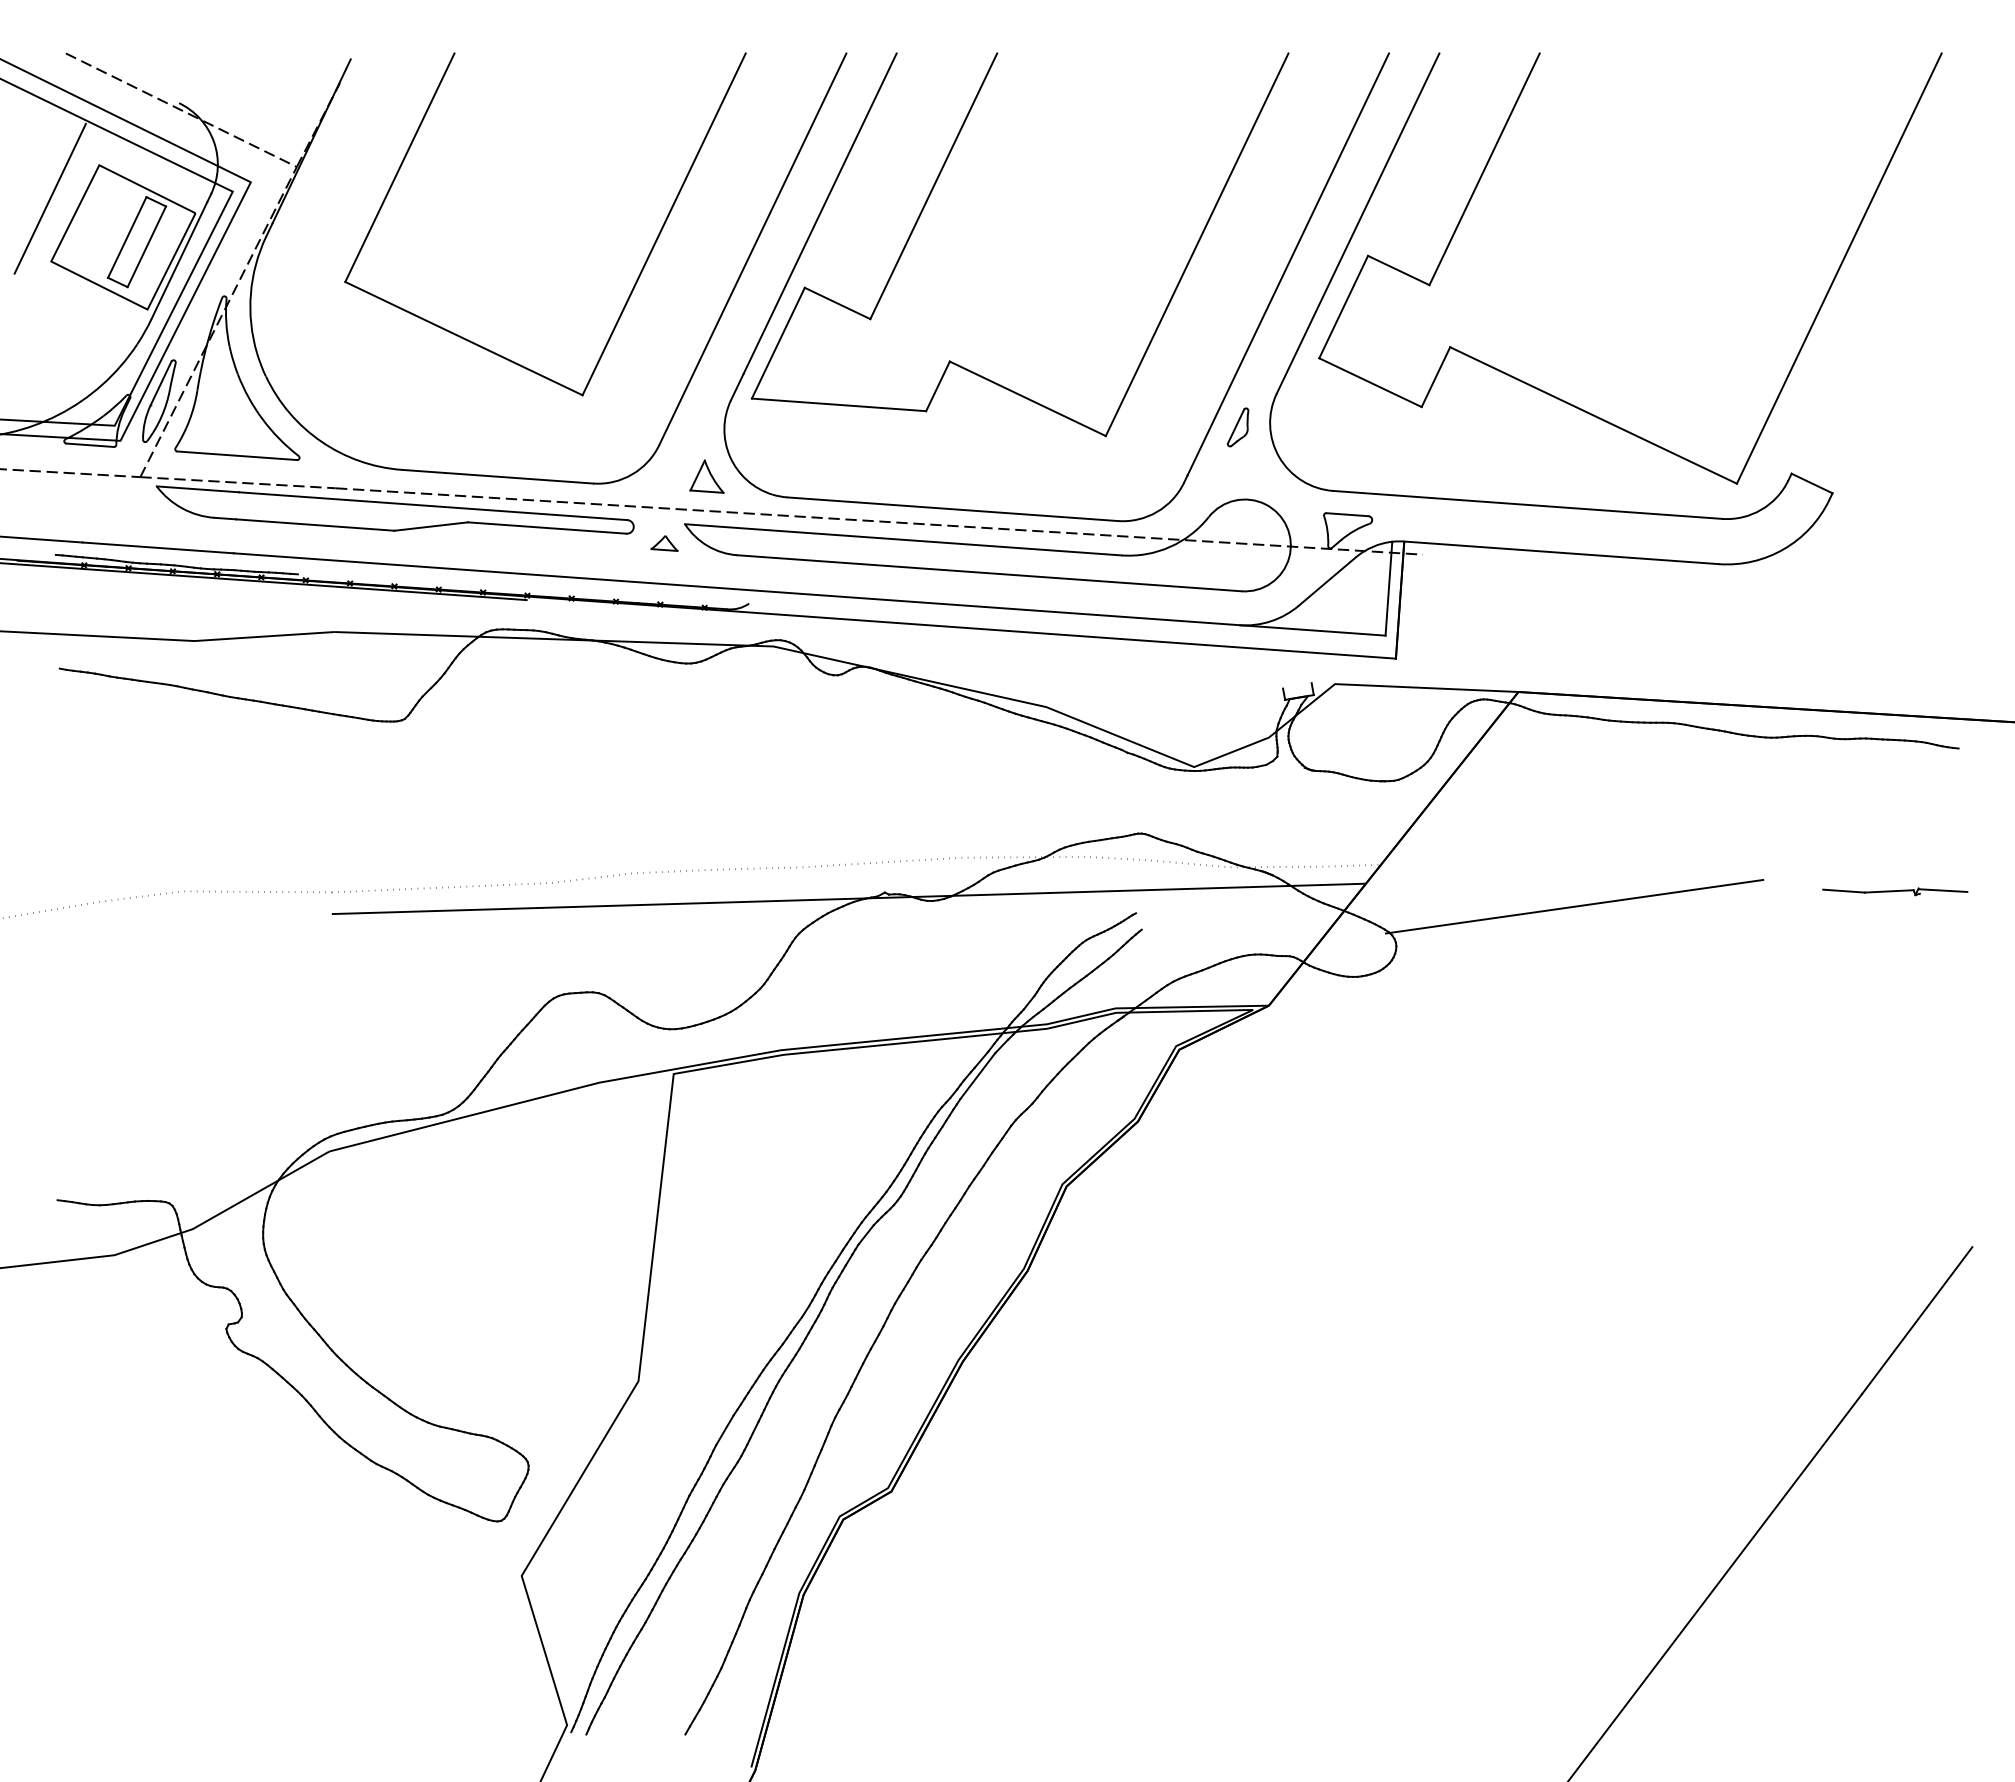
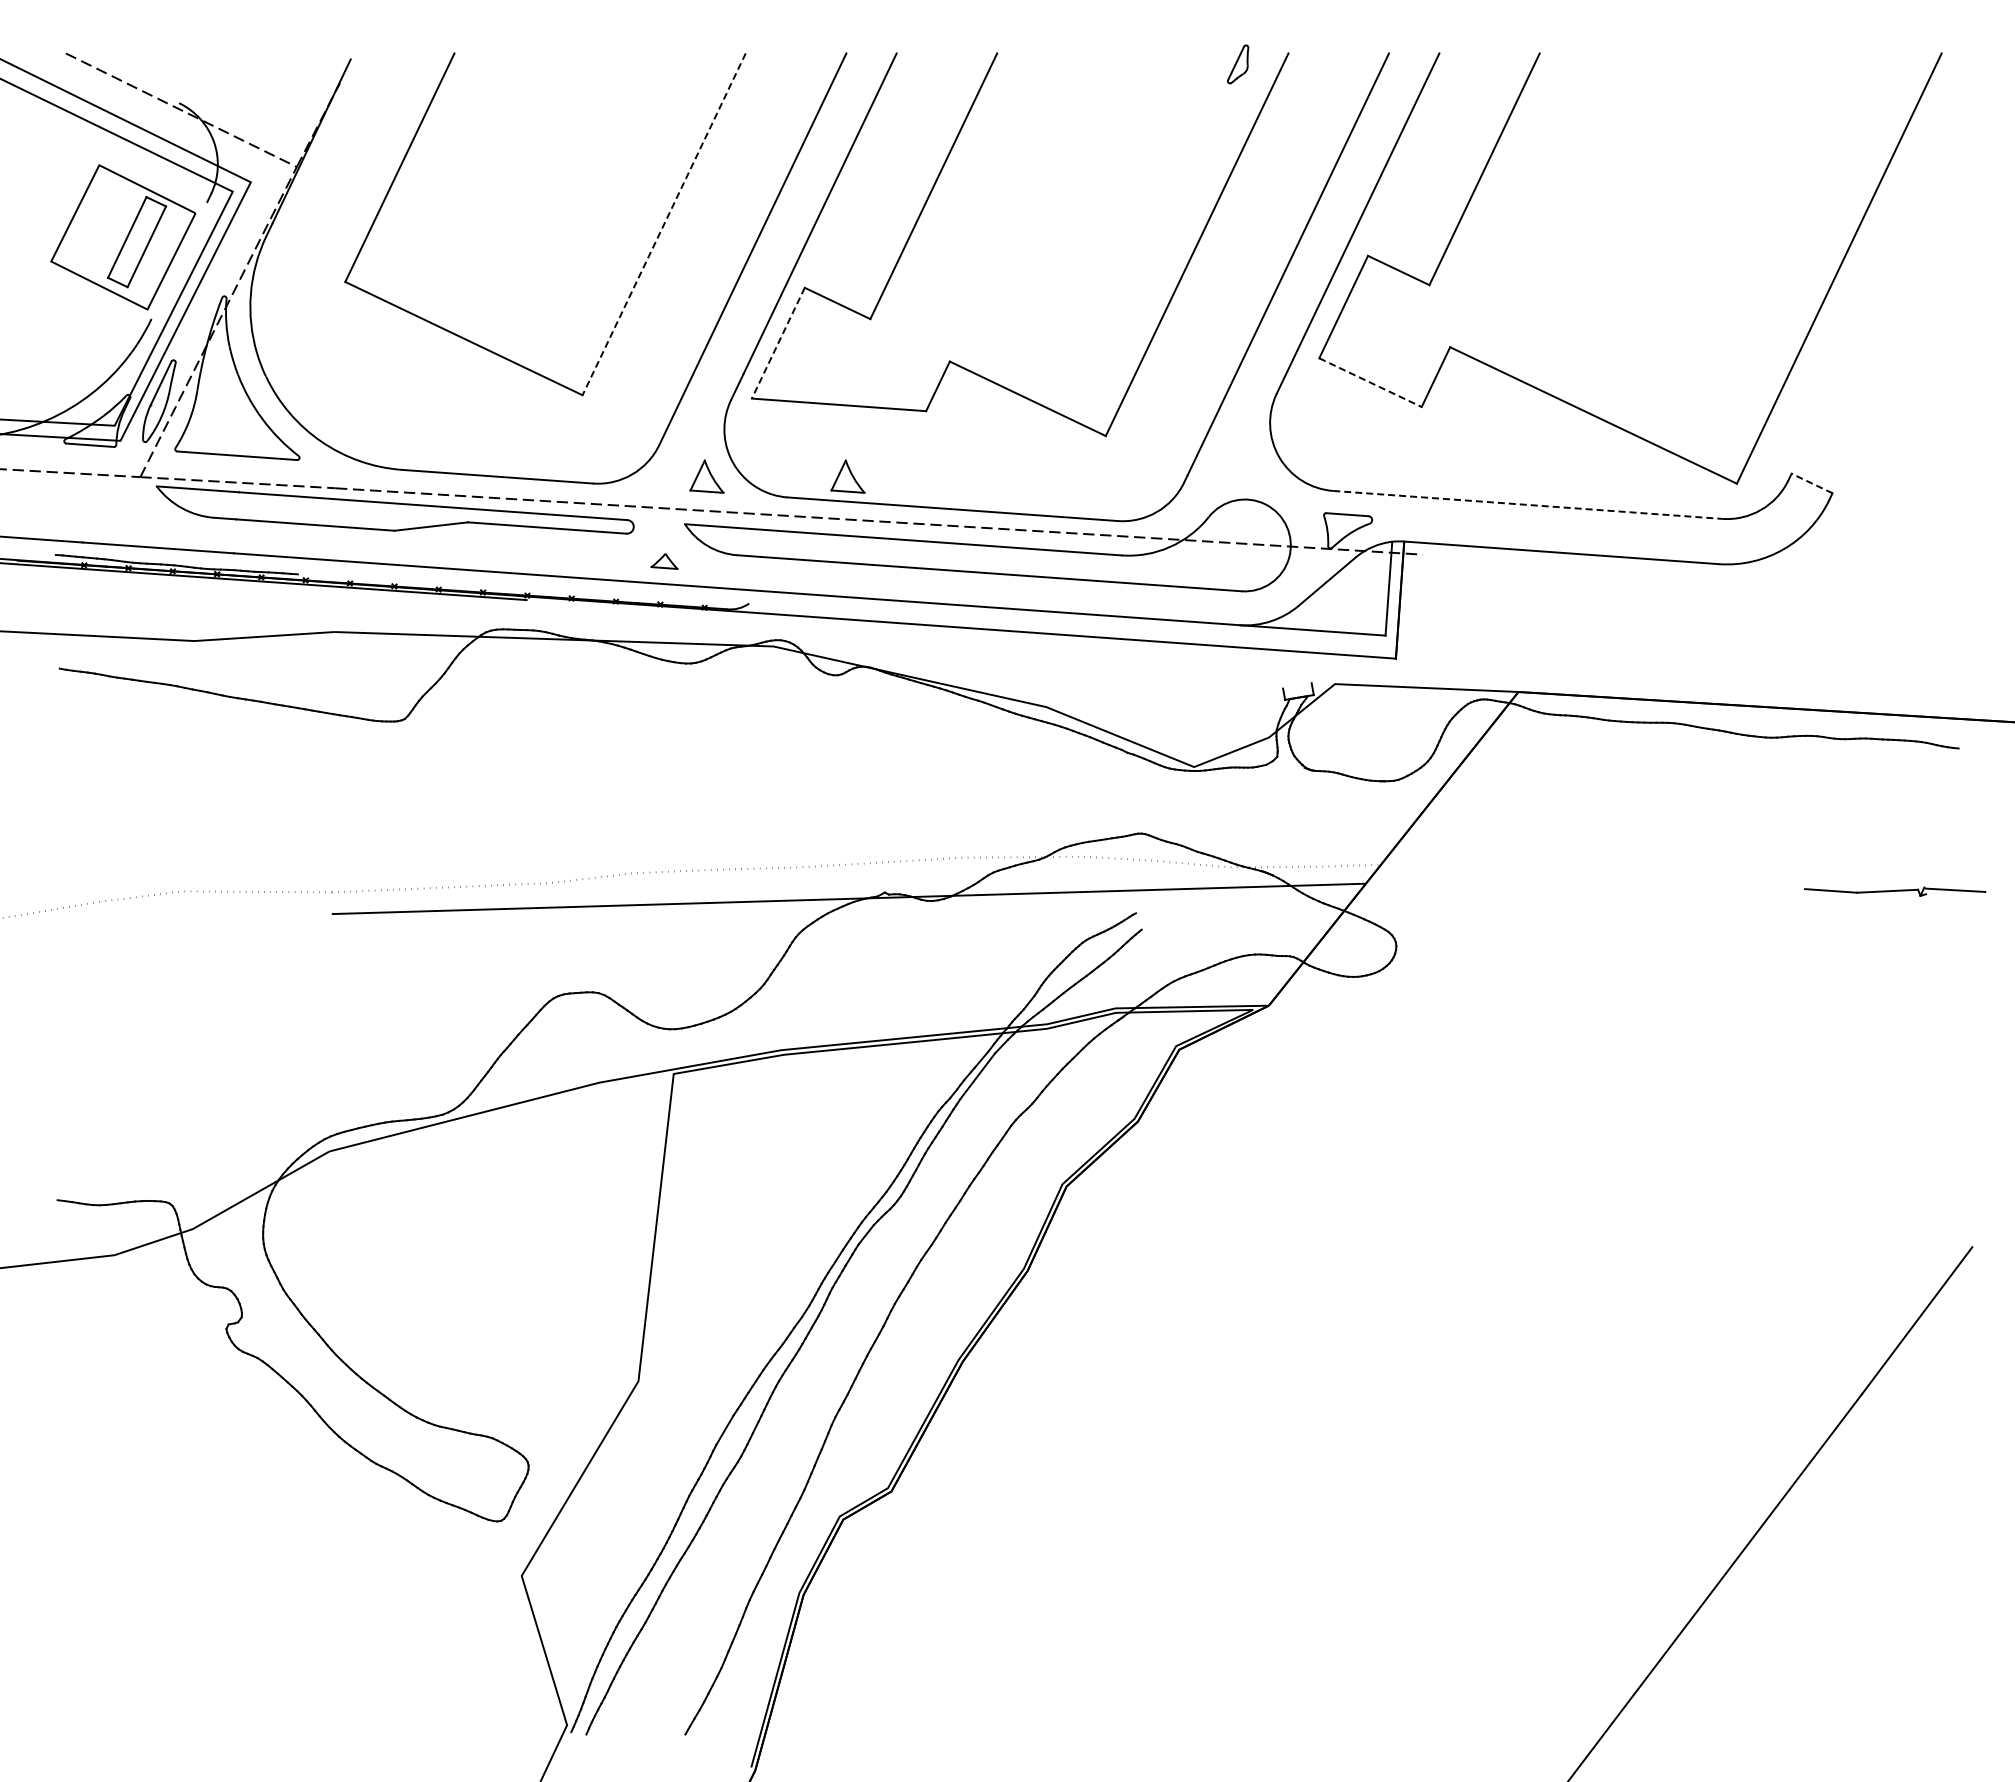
line: present -> none (49, 198)
line: solid -> dashed (663, 224)
line: present -> none (179, 260)
line: solid -> dashed (778, 343)
line: solid -> dashed (1370, 382)
part position: (1238, 427) -> (1238, 64) (1238, 64)
part: none -> present (847, 476)
line: solid -> dashed (1812, 483)
line: solid -> dashed (1527, 504)
part position: (664, 543) -> (664, 561) (664, 561)
part size: 147x10 px -> 183x11 px (1895, 891)
line: present -> none (1574, 906)
